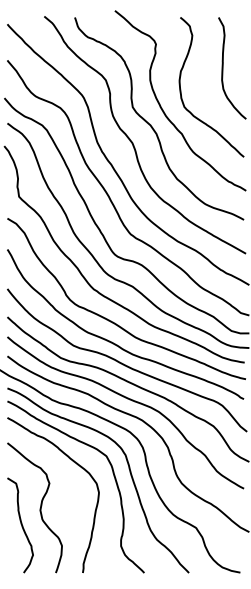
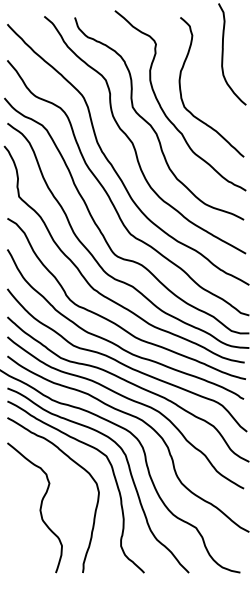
curve position: (223, 68) -> (223, 54) (223, 54)
curve: present -> none (20, 524)
